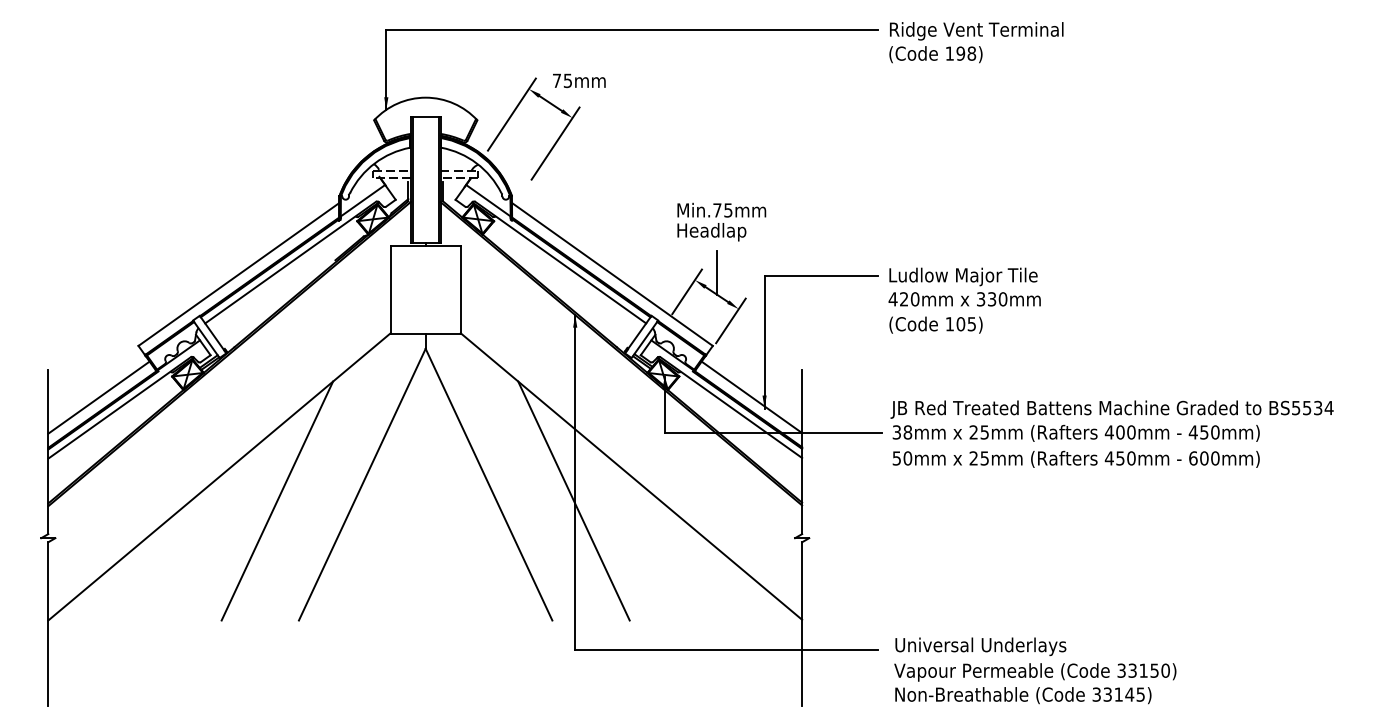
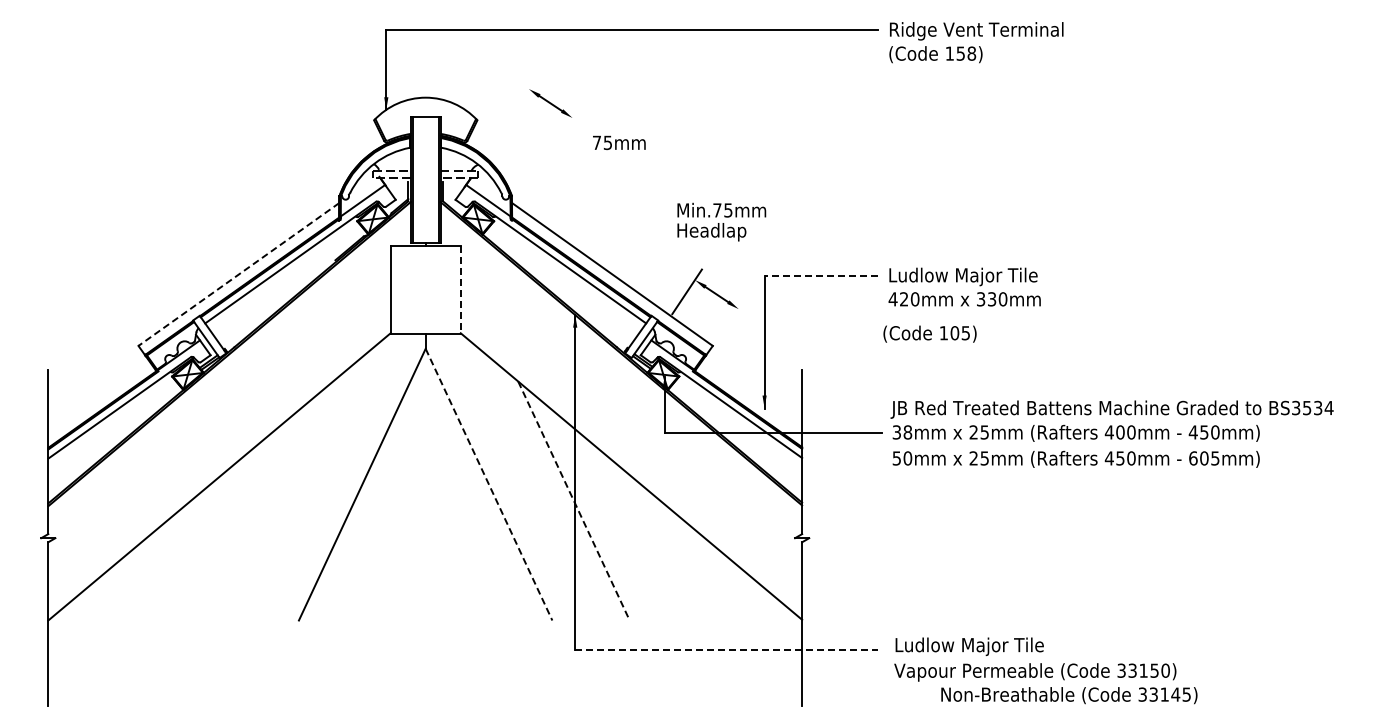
text: 198) -> 158) (960, 53)
text position: (579, 80) -> (619, 142) (619, 142)
line: present -> none (511, 114)
line: present -> none (555, 143)
line: present -> none (716, 272)
line: solid -> dashed (238, 274)
line: solid -> dashed (821, 276)
line: solid -> dashed (460, 290)
line: present -> none (730, 320)
text position: (935, 324) -> (929, 333) (929, 333)
line: present -> none (98, 397)
line: present -> none (751, 397)
text: BS5534 -> BS3534 (1296, 407)
text: 600mm) -> 605mm) (1215, 458)
line: solid -> dashed (489, 484)
line: present -> none (277, 500)
line: solid -> dashed (573, 501)
text: Universal Underlays -> Ludlow Major Tile (980, 646)
line: solid -> dashed (726, 649)
text position: (1023, 695) -> (1069, 695) (1069, 695)
